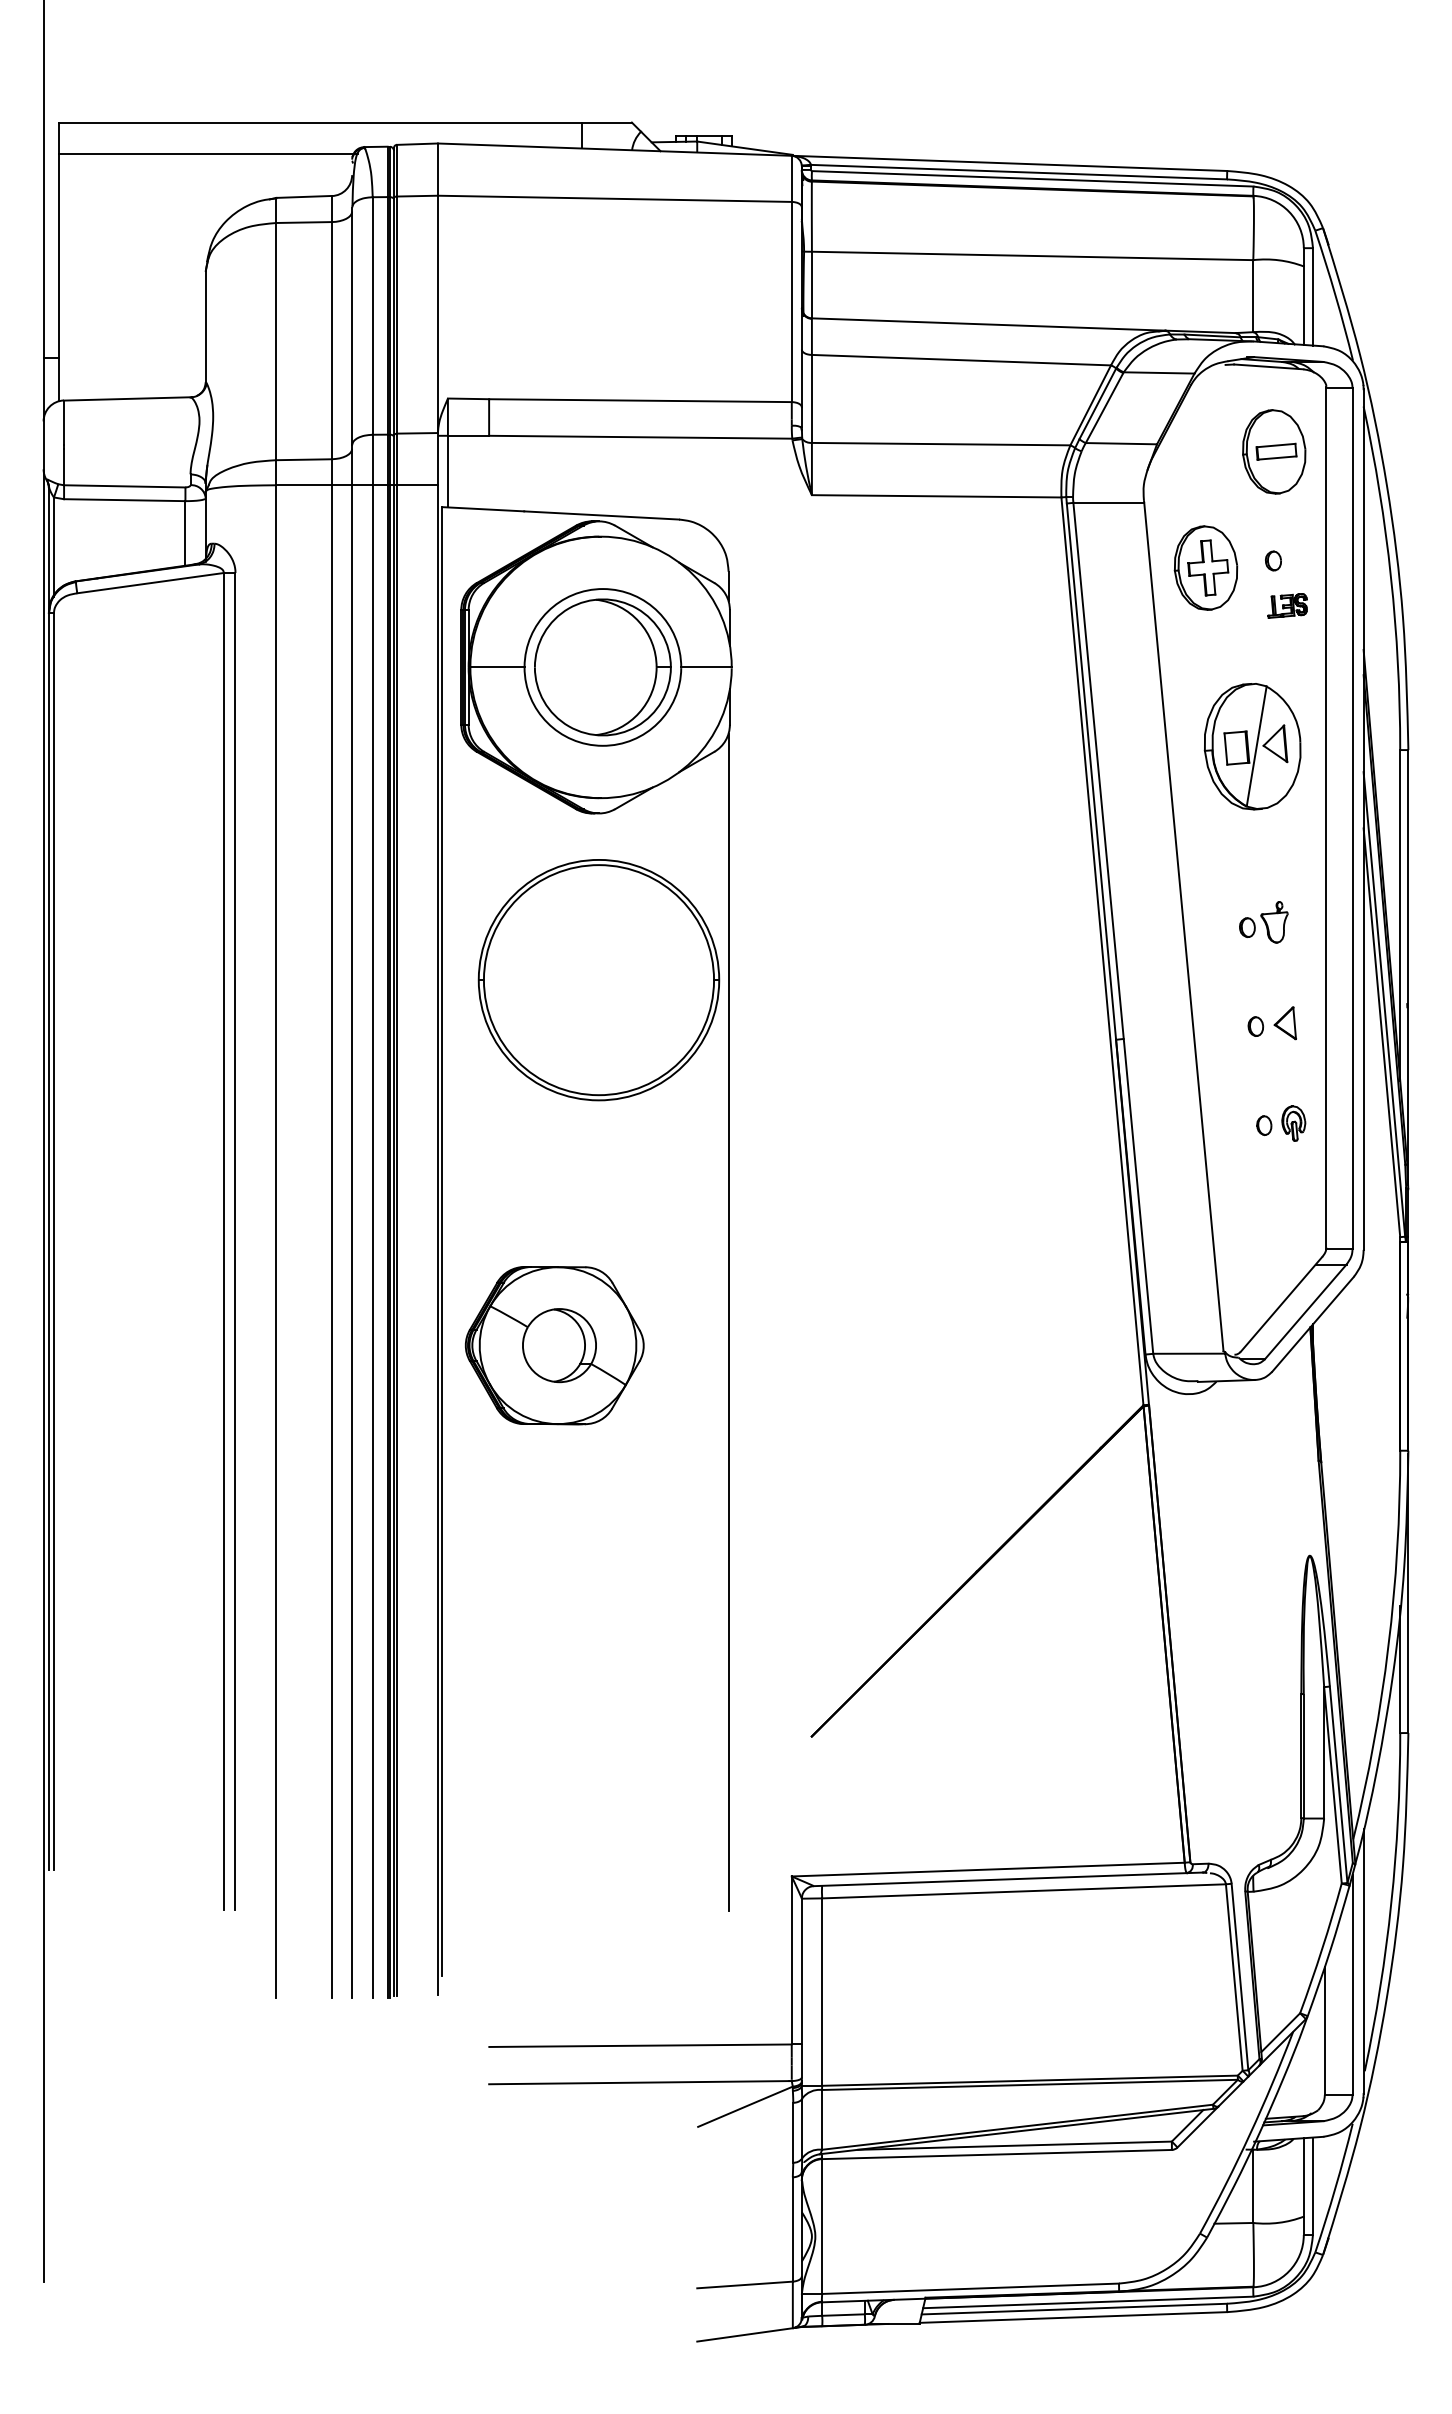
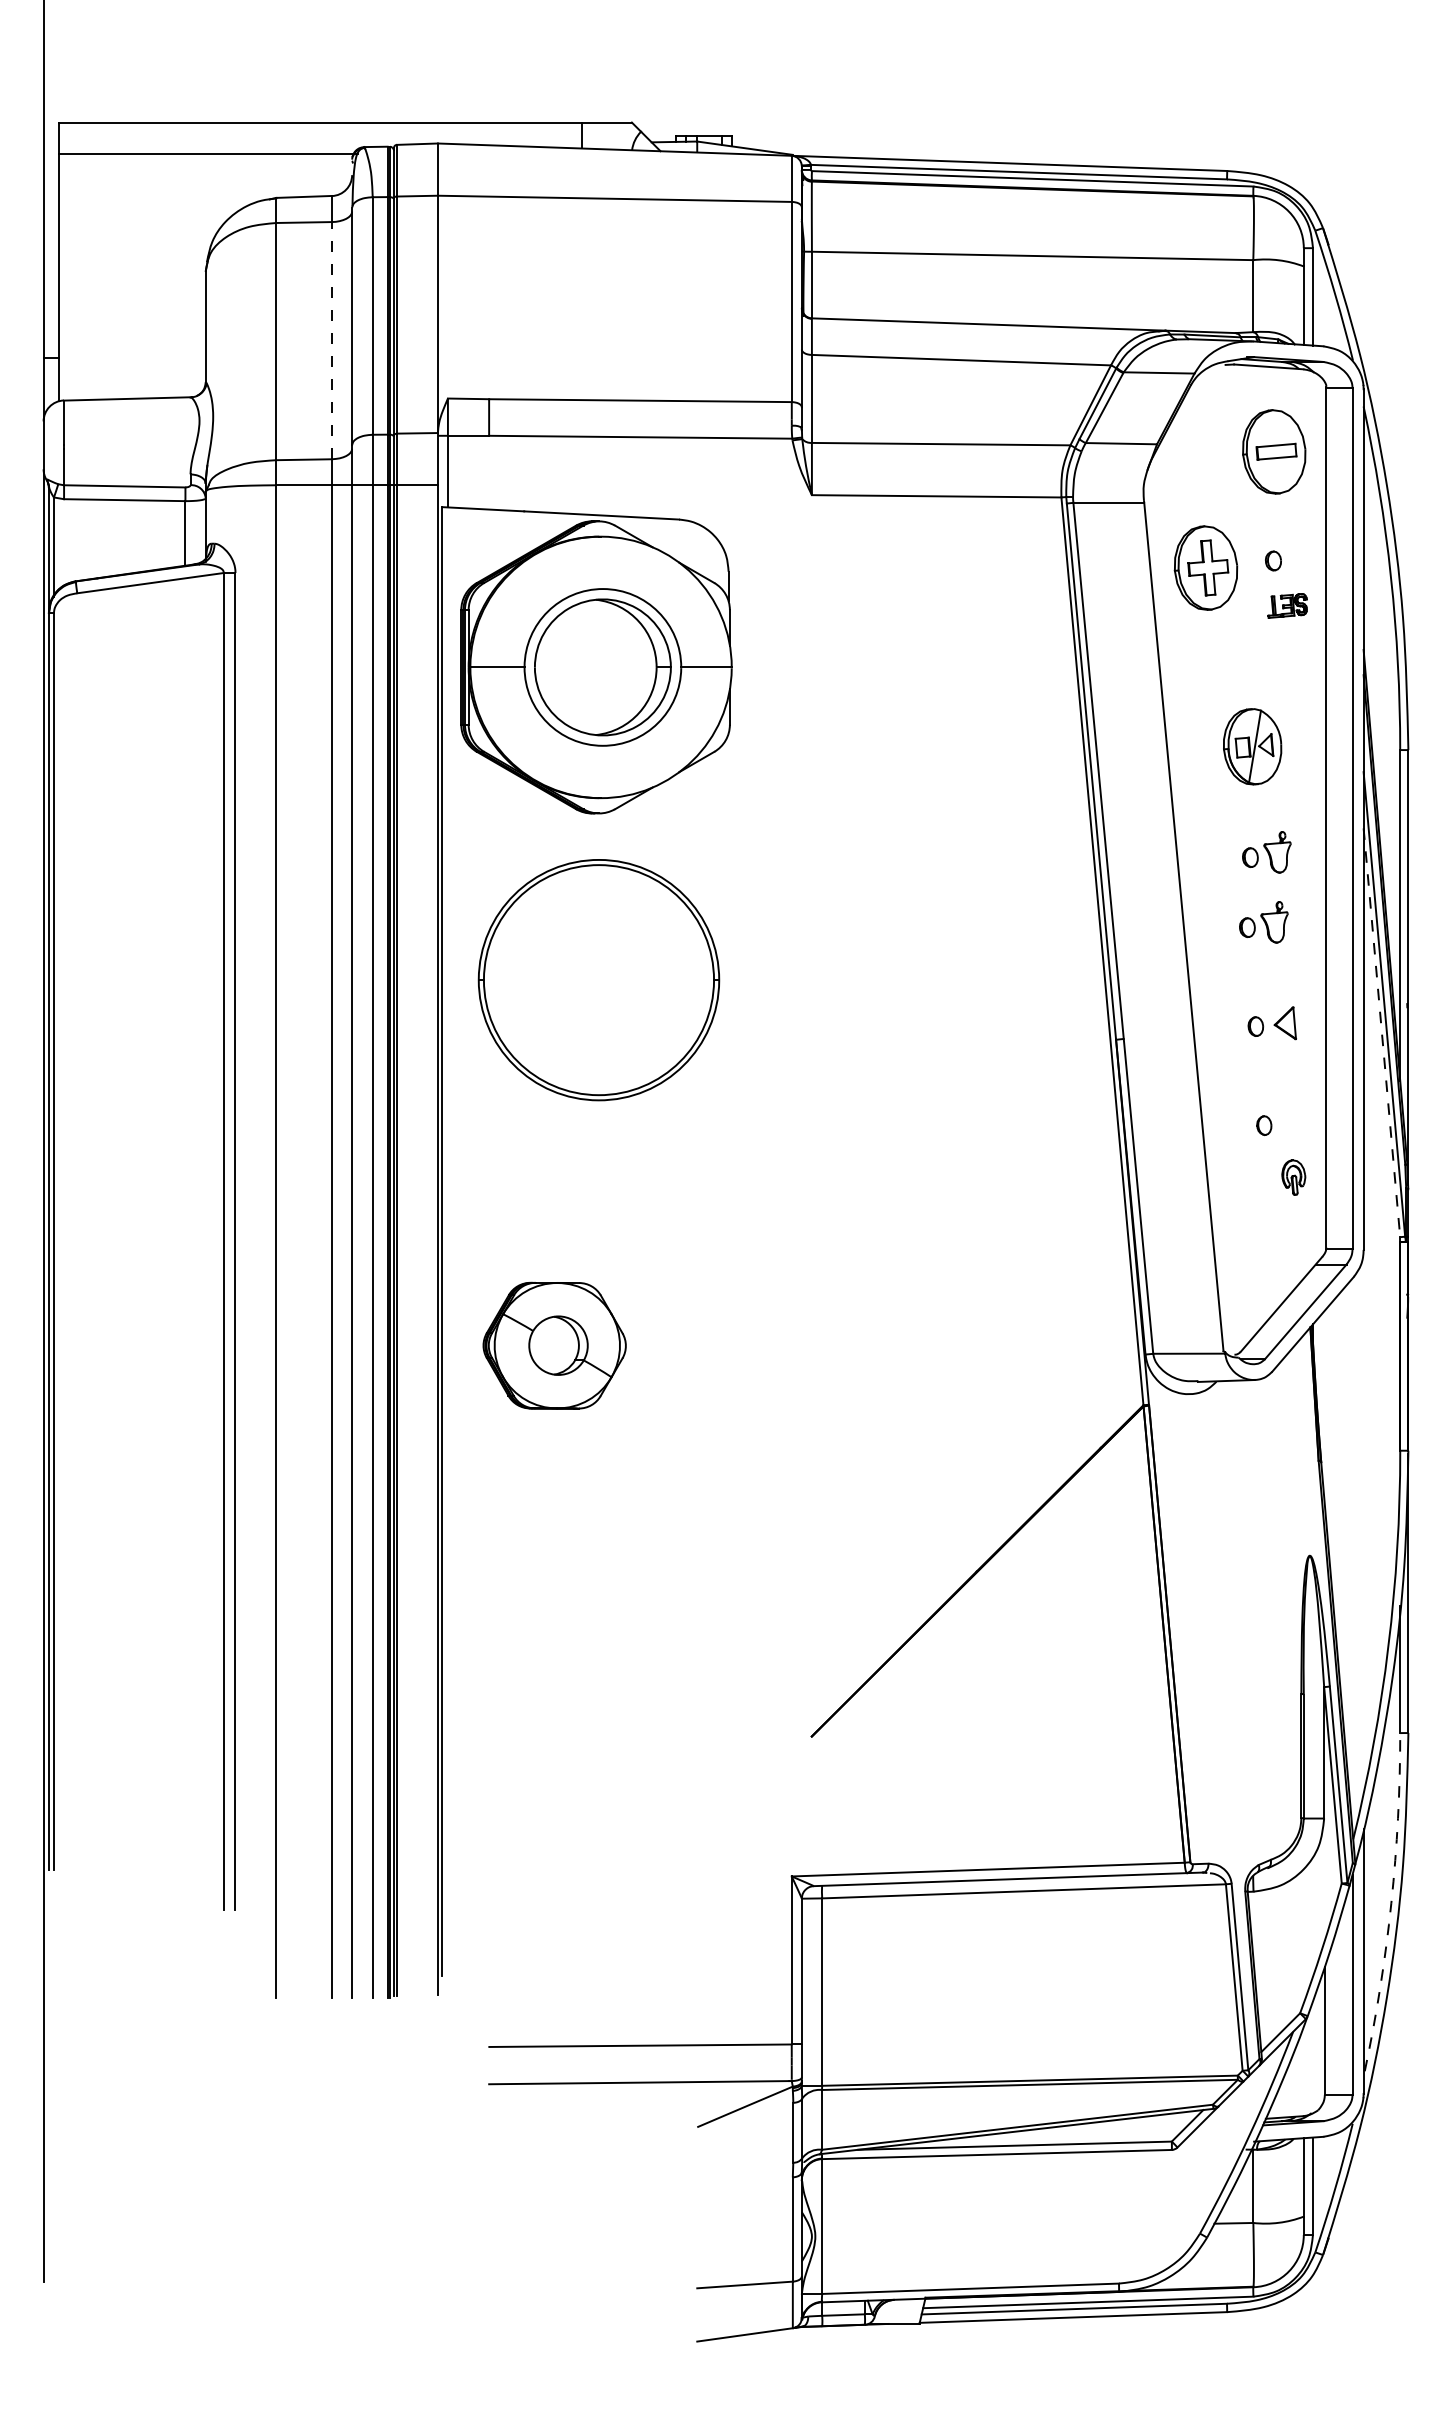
line: solid -> dashed (332, 340)
part size: 99x128 px -> 60x78 px (1252, 746)
part: none -> present (1266, 852)
line: solid -> dashed (1381, 1033)
part position: (1293, 1123) -> (1293, 1177) (1293, 1177)
line: present -> none (728, 1322)
part size: 181x160 px -> 145x129 px (554, 1345)
arc: solid -> dashed (1391, 1903)
